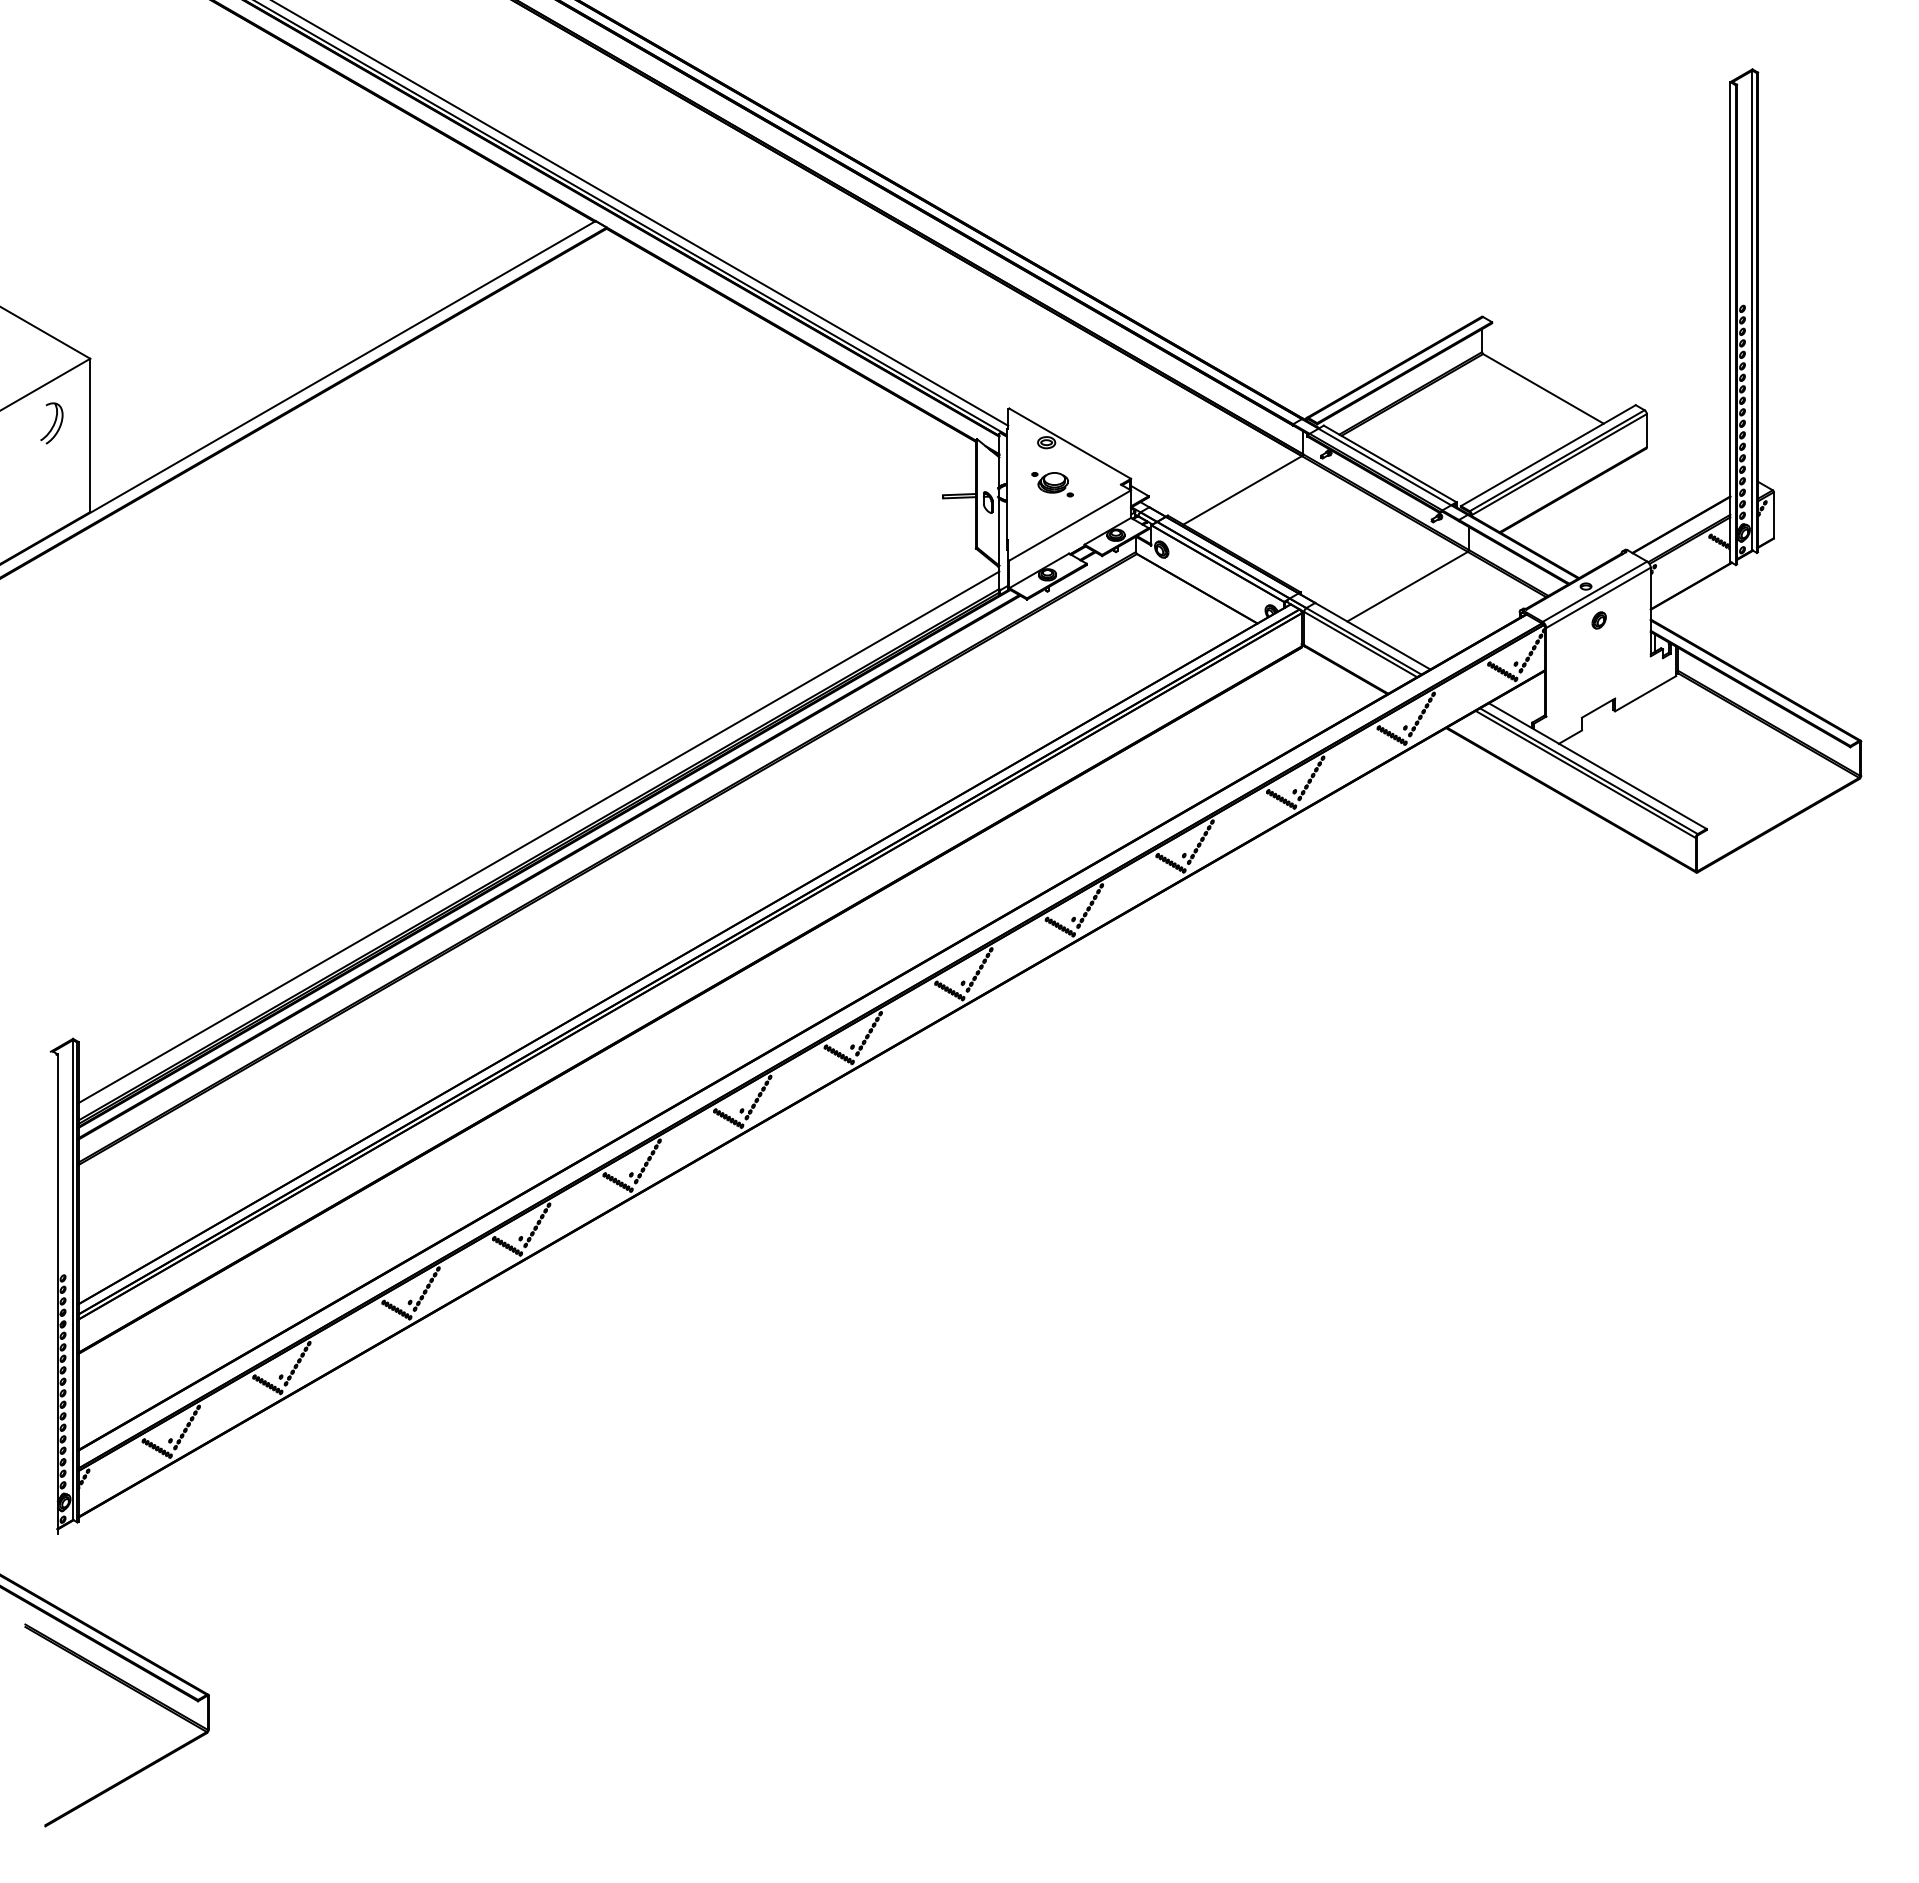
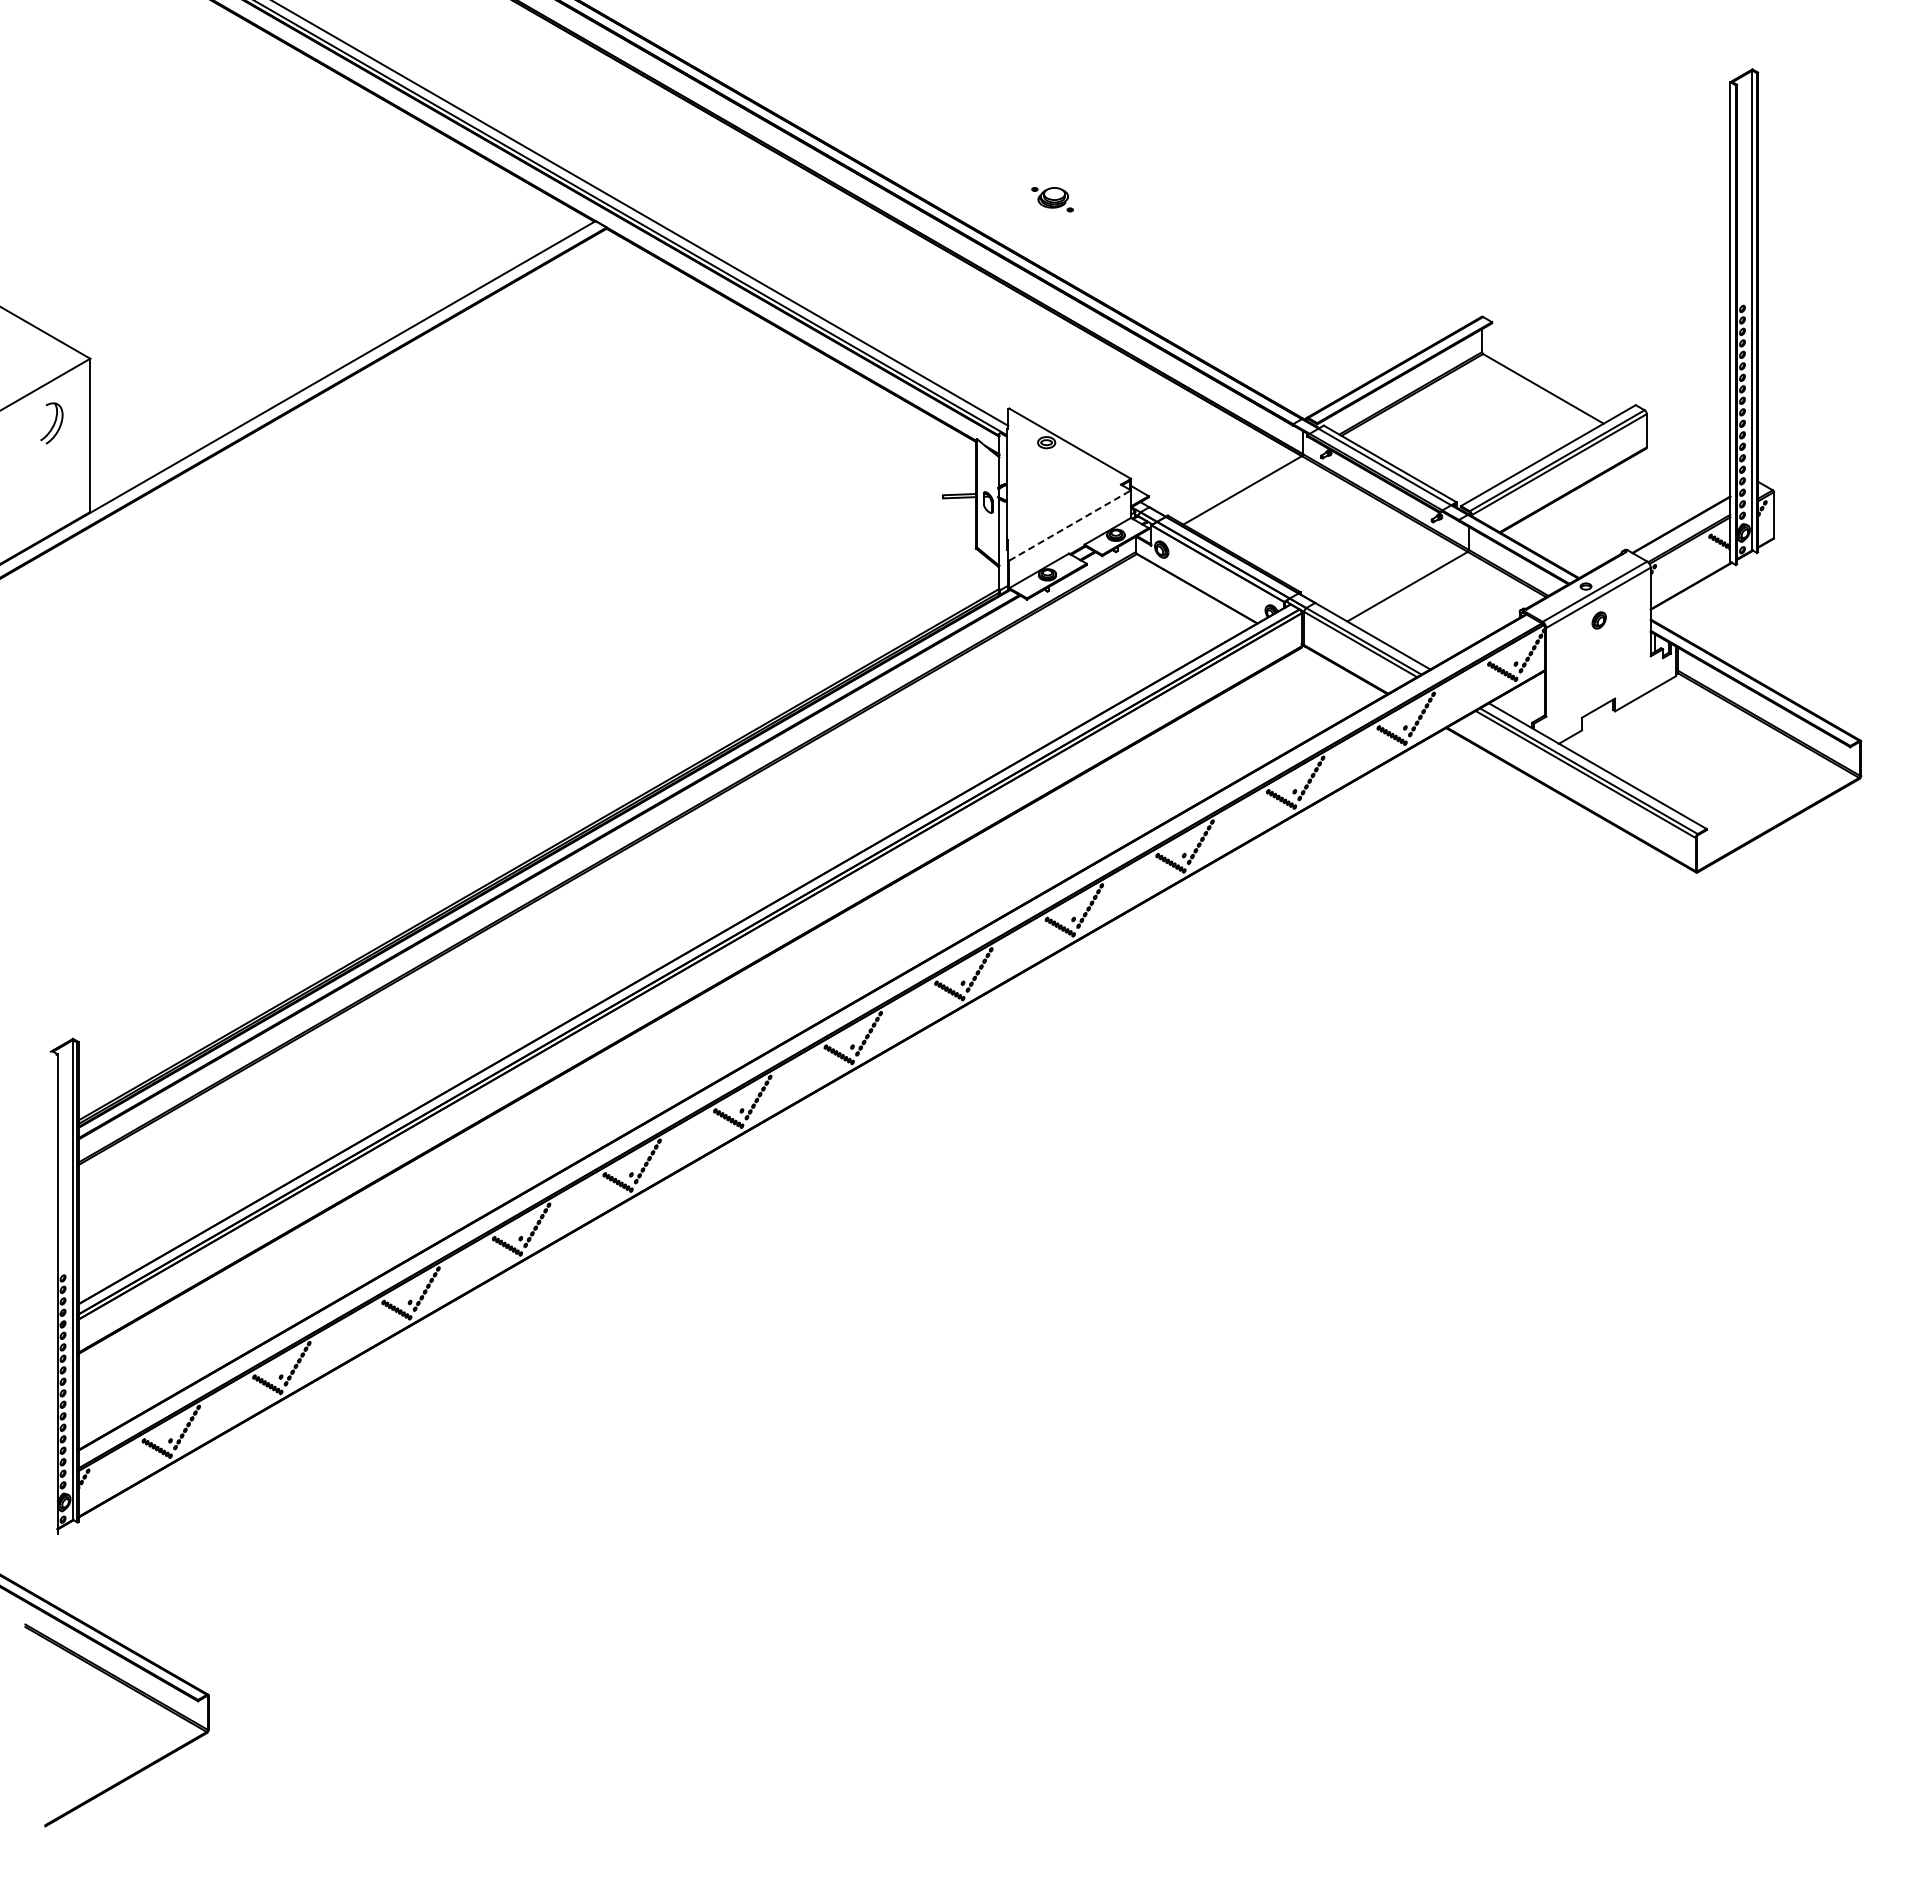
part position: (1052, 484) -> (1052, 199) (1052, 199)
line: solid -> dashed (1070, 525)
line: present -> none (538, 837)
